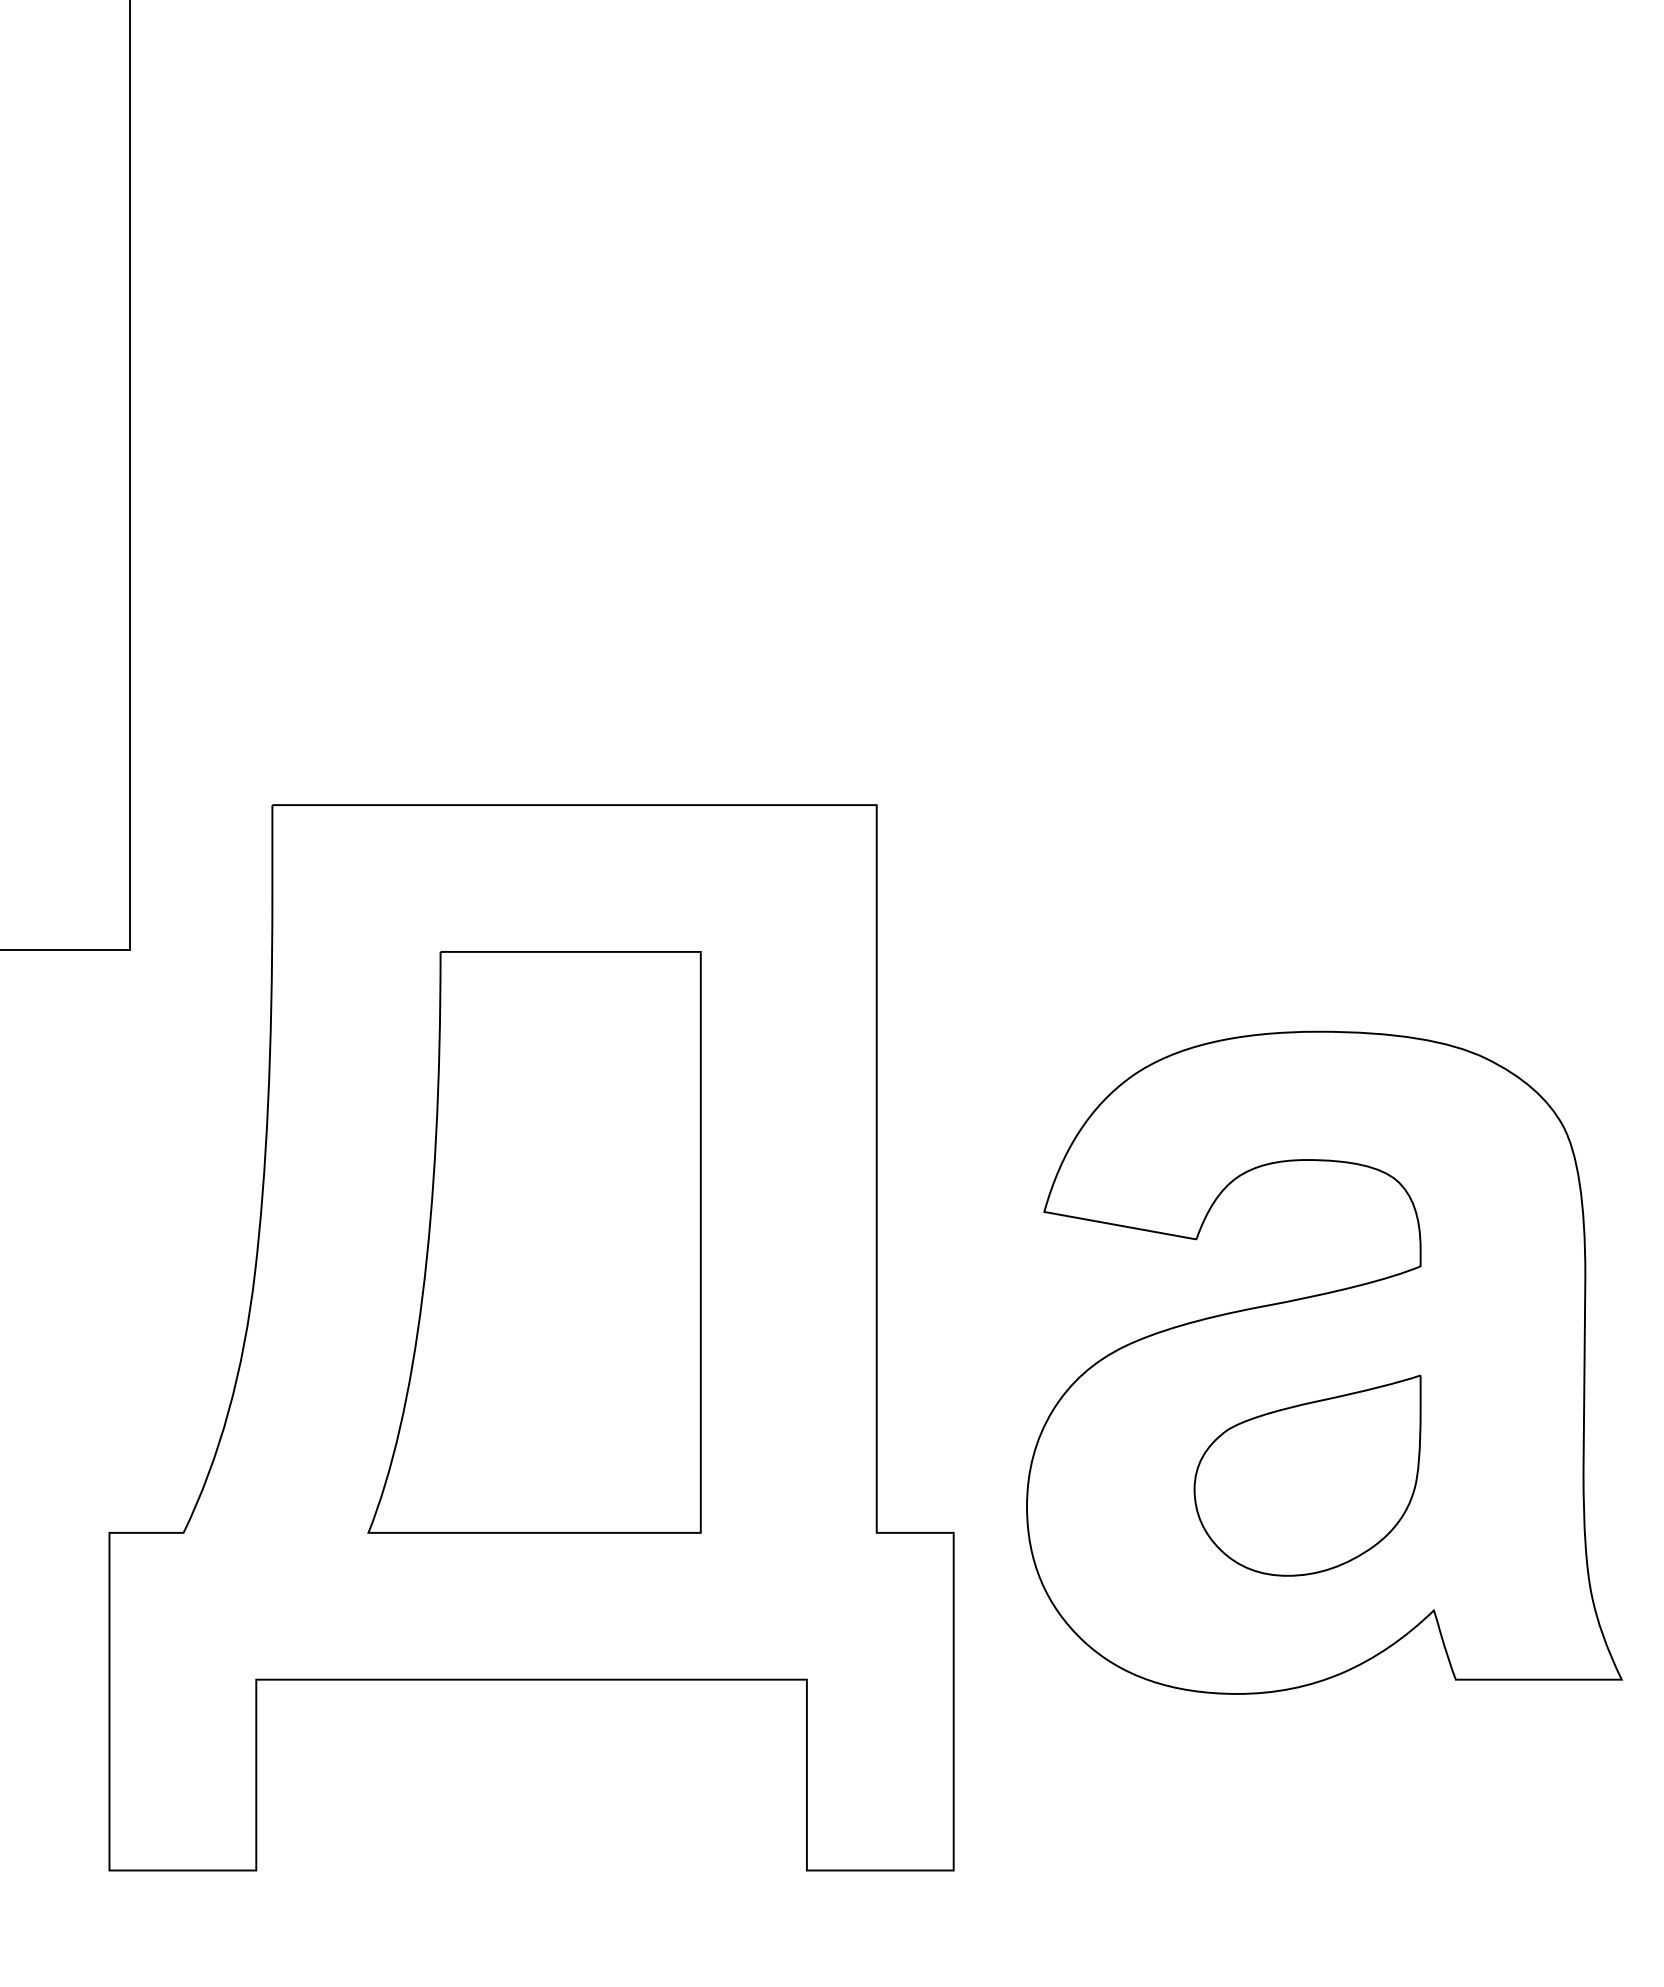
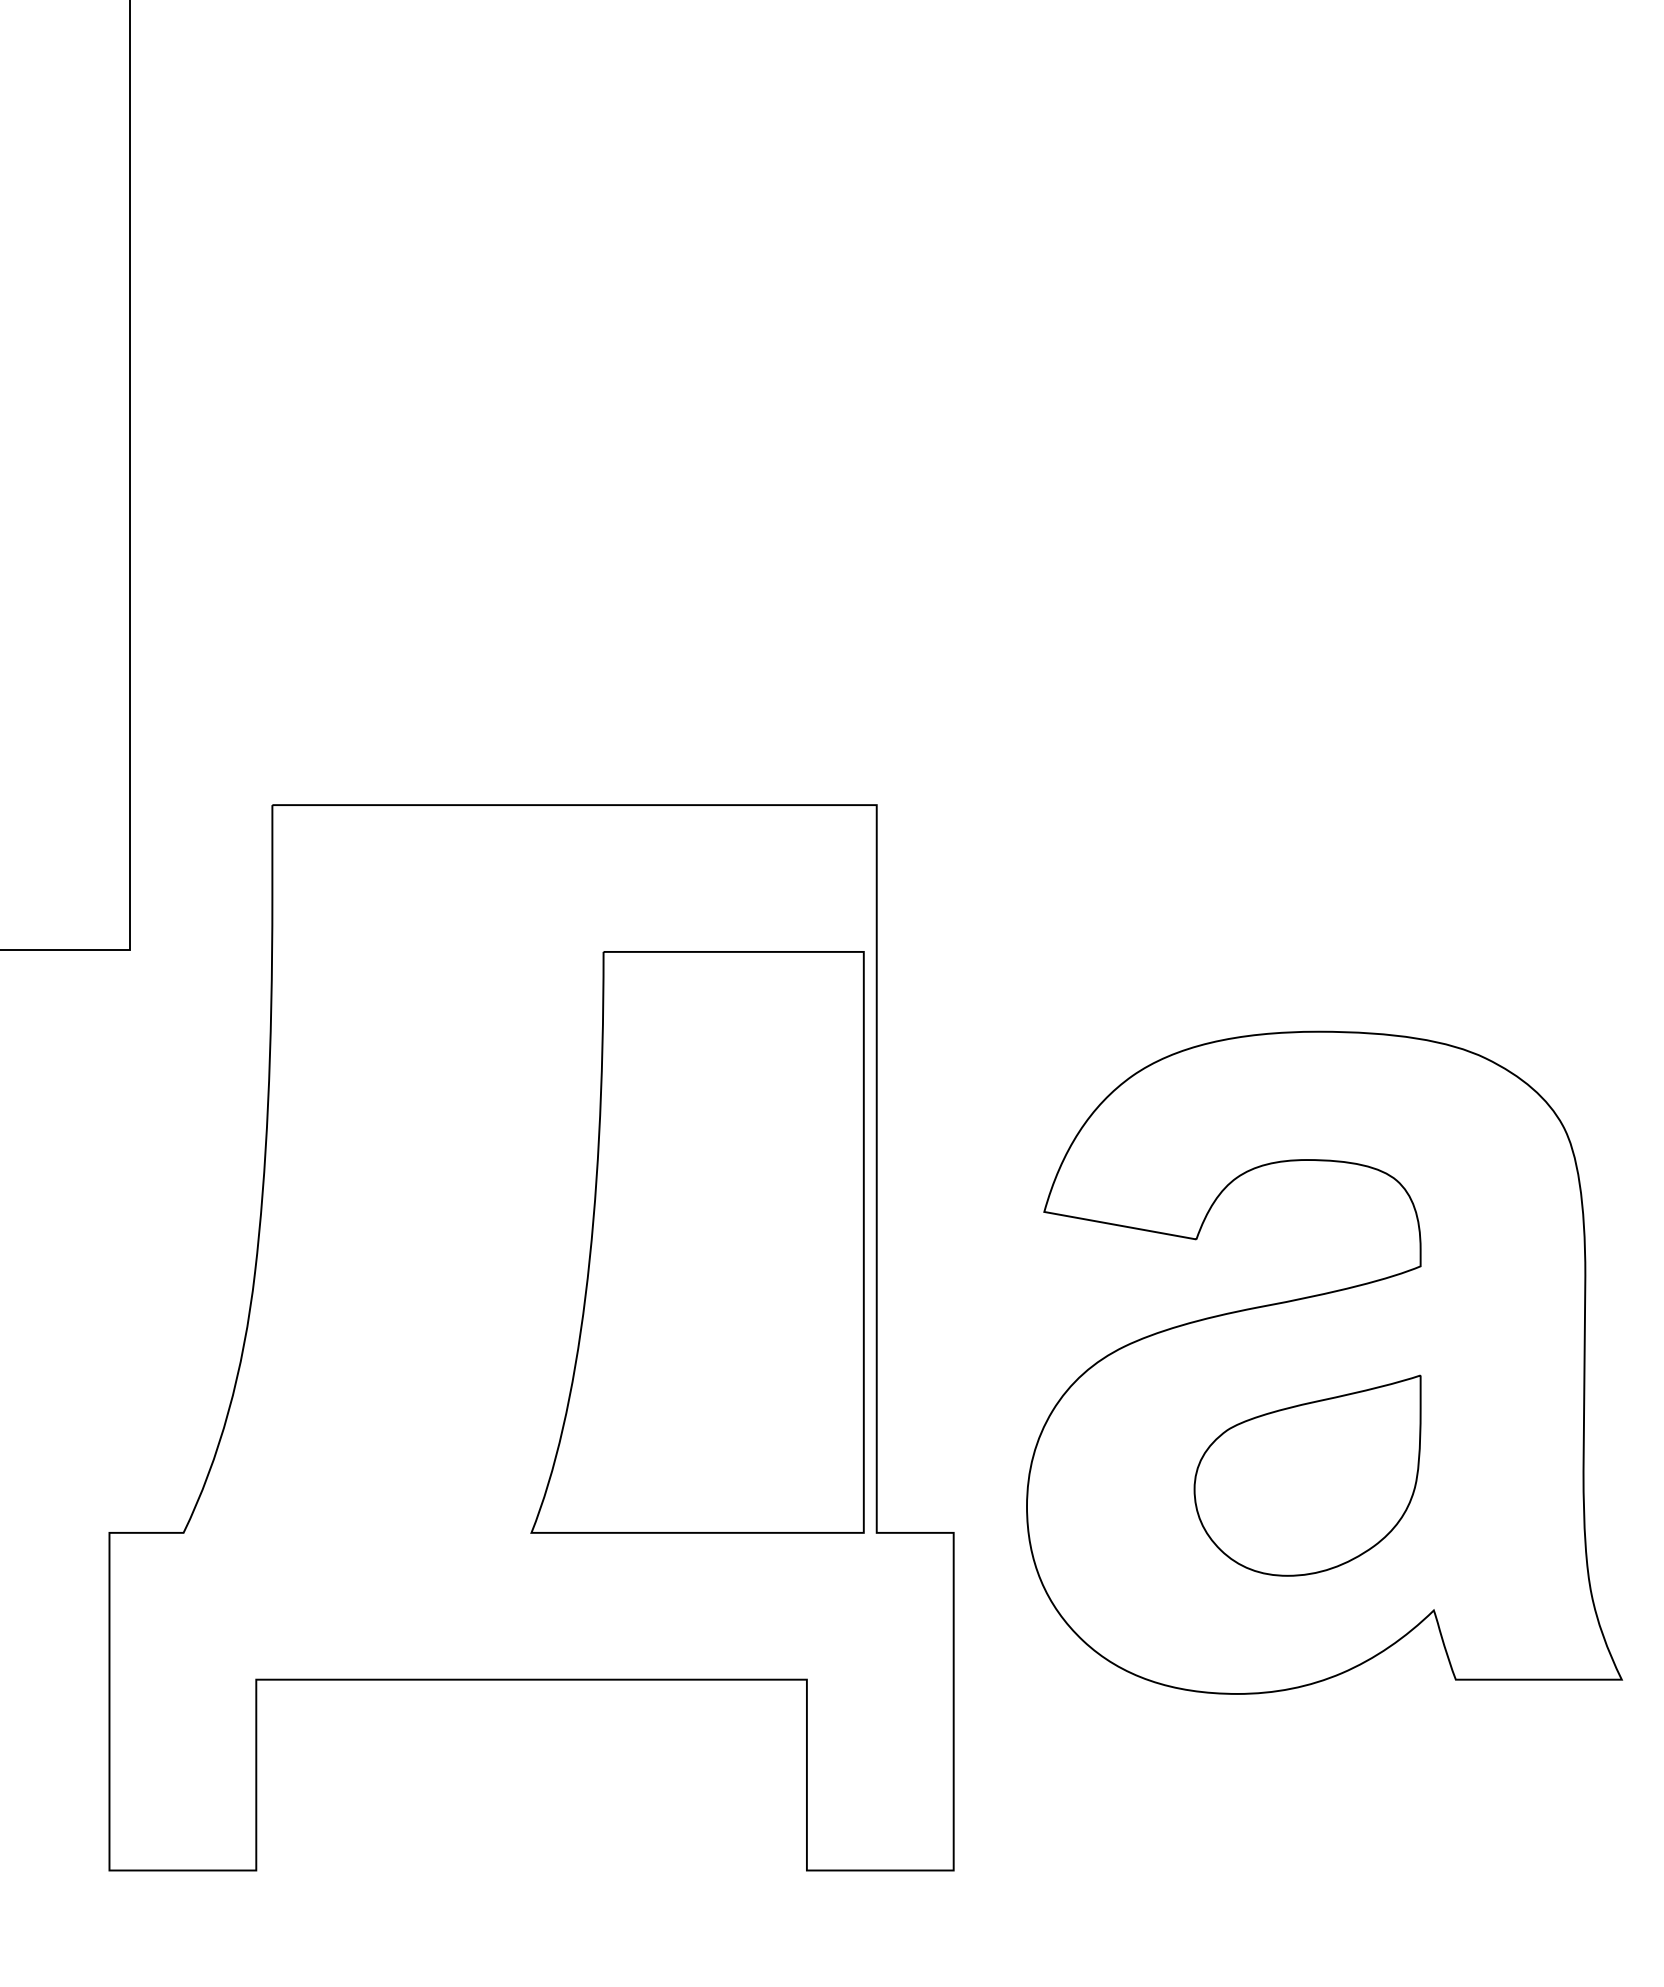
part position: (534, 1242) -> (697, 1242) (697, 1242)
